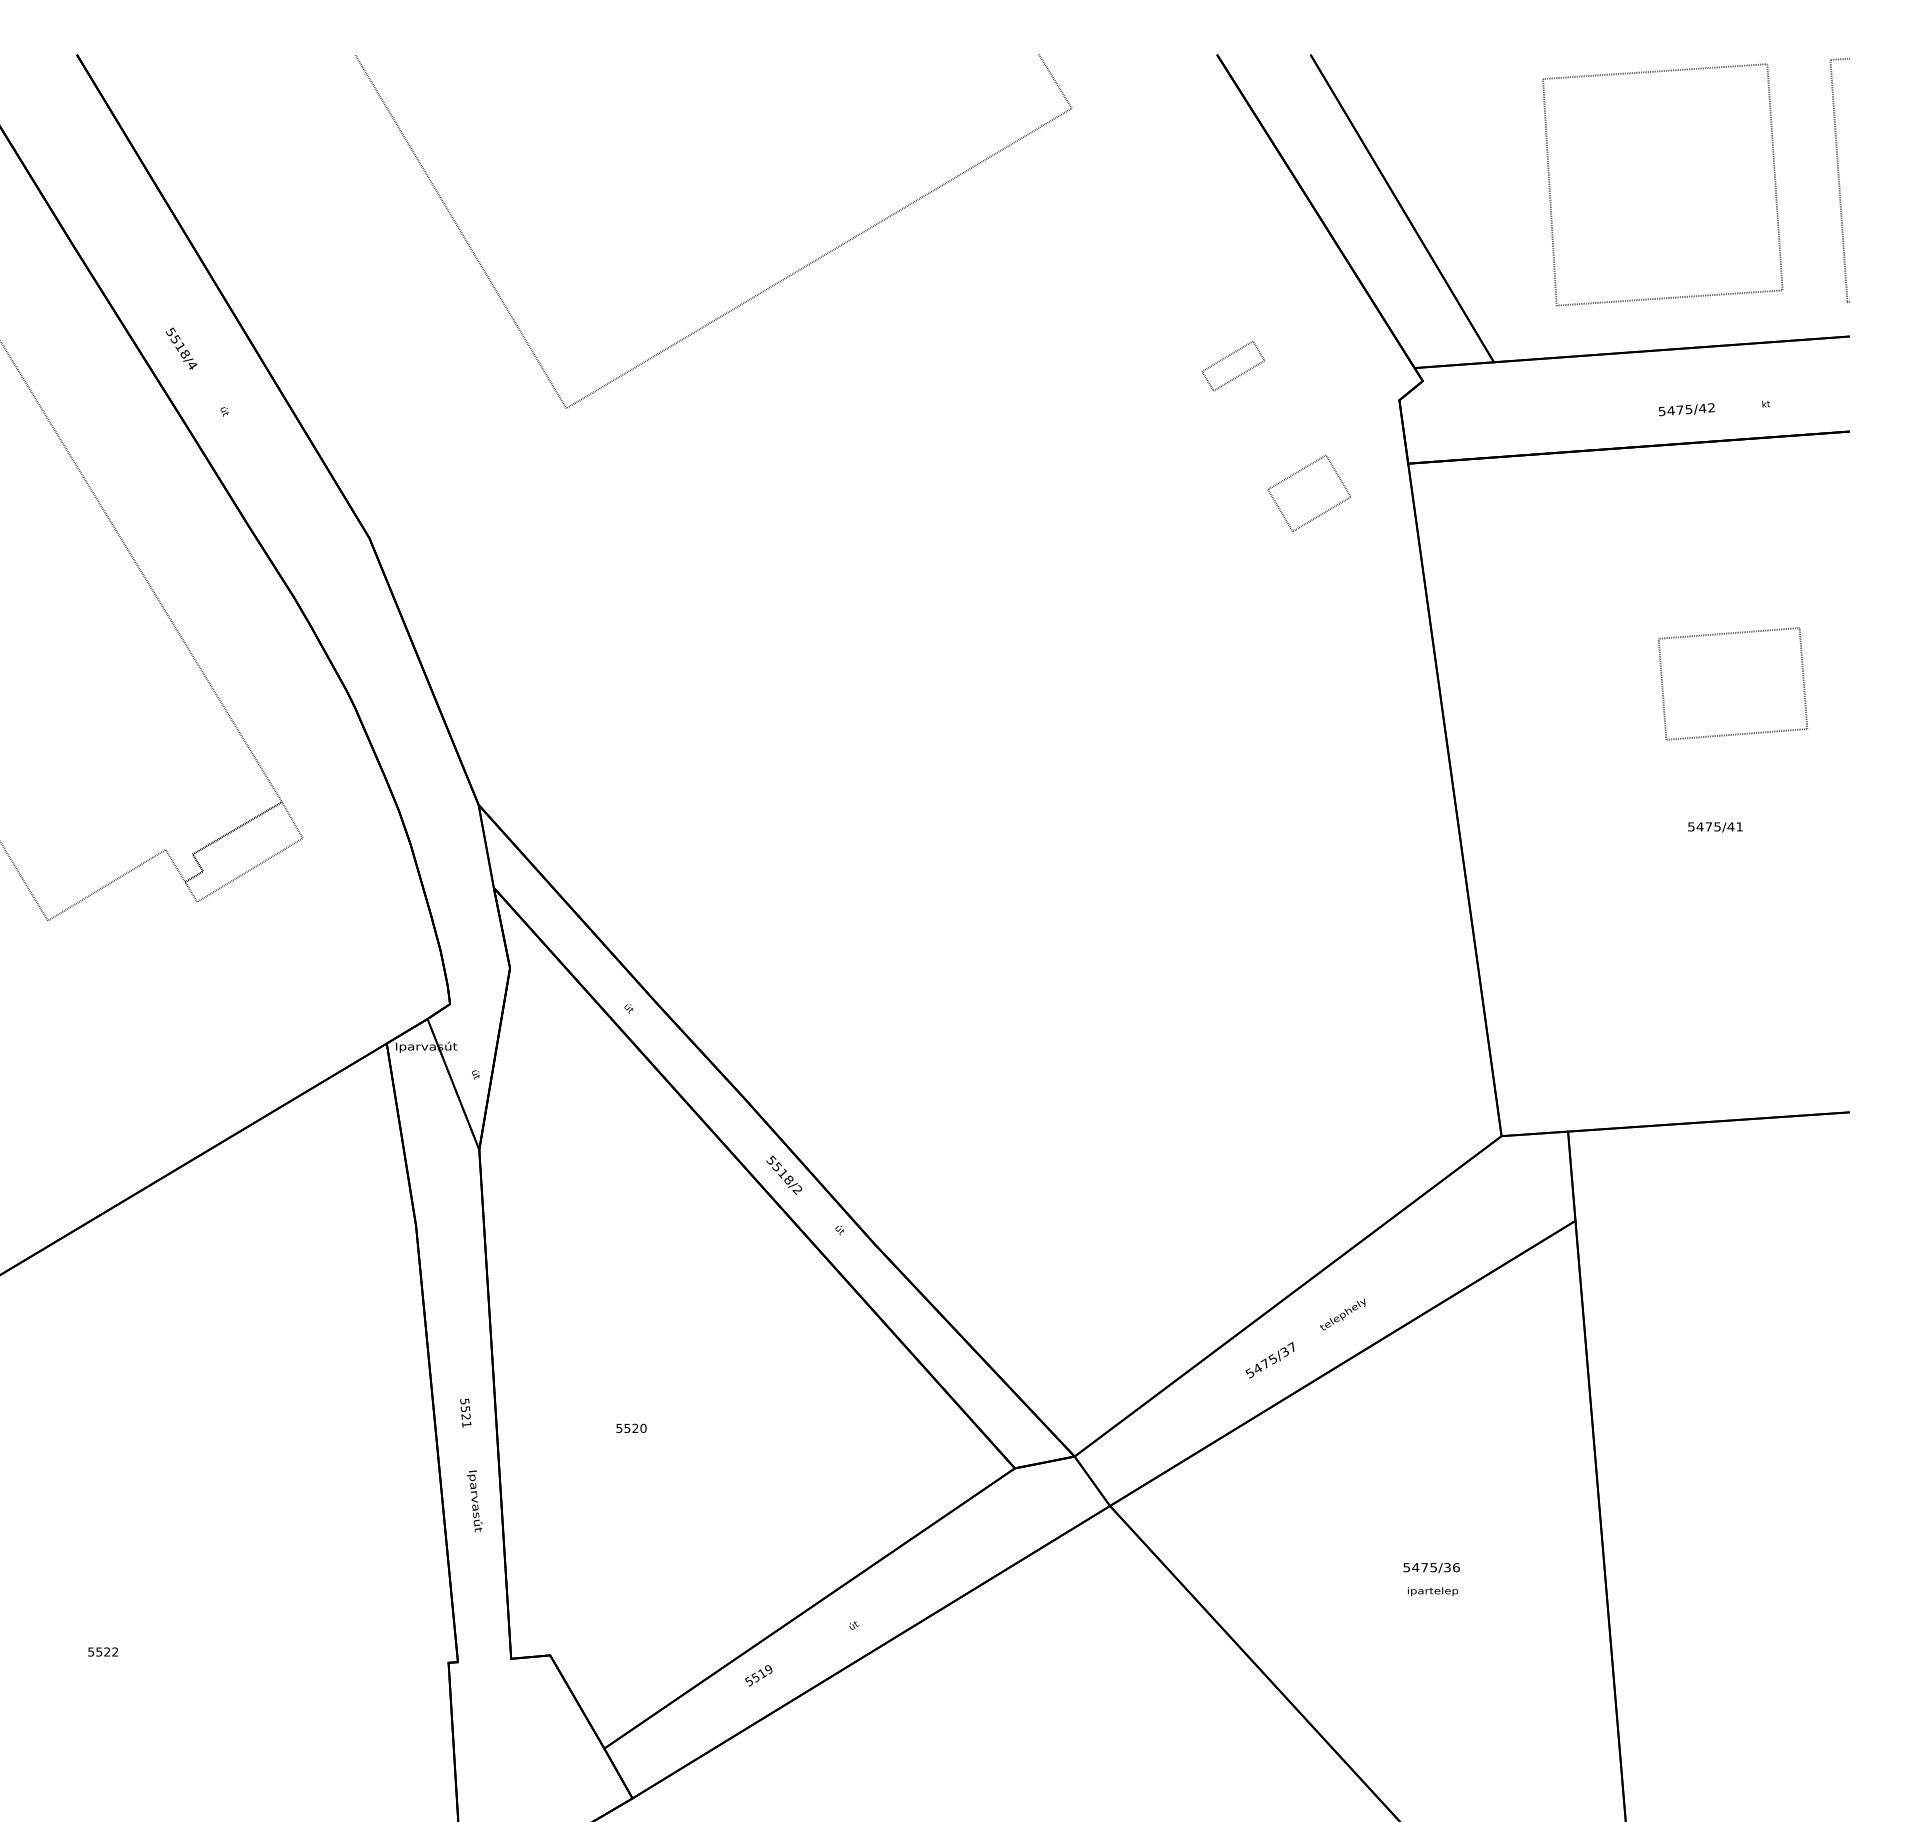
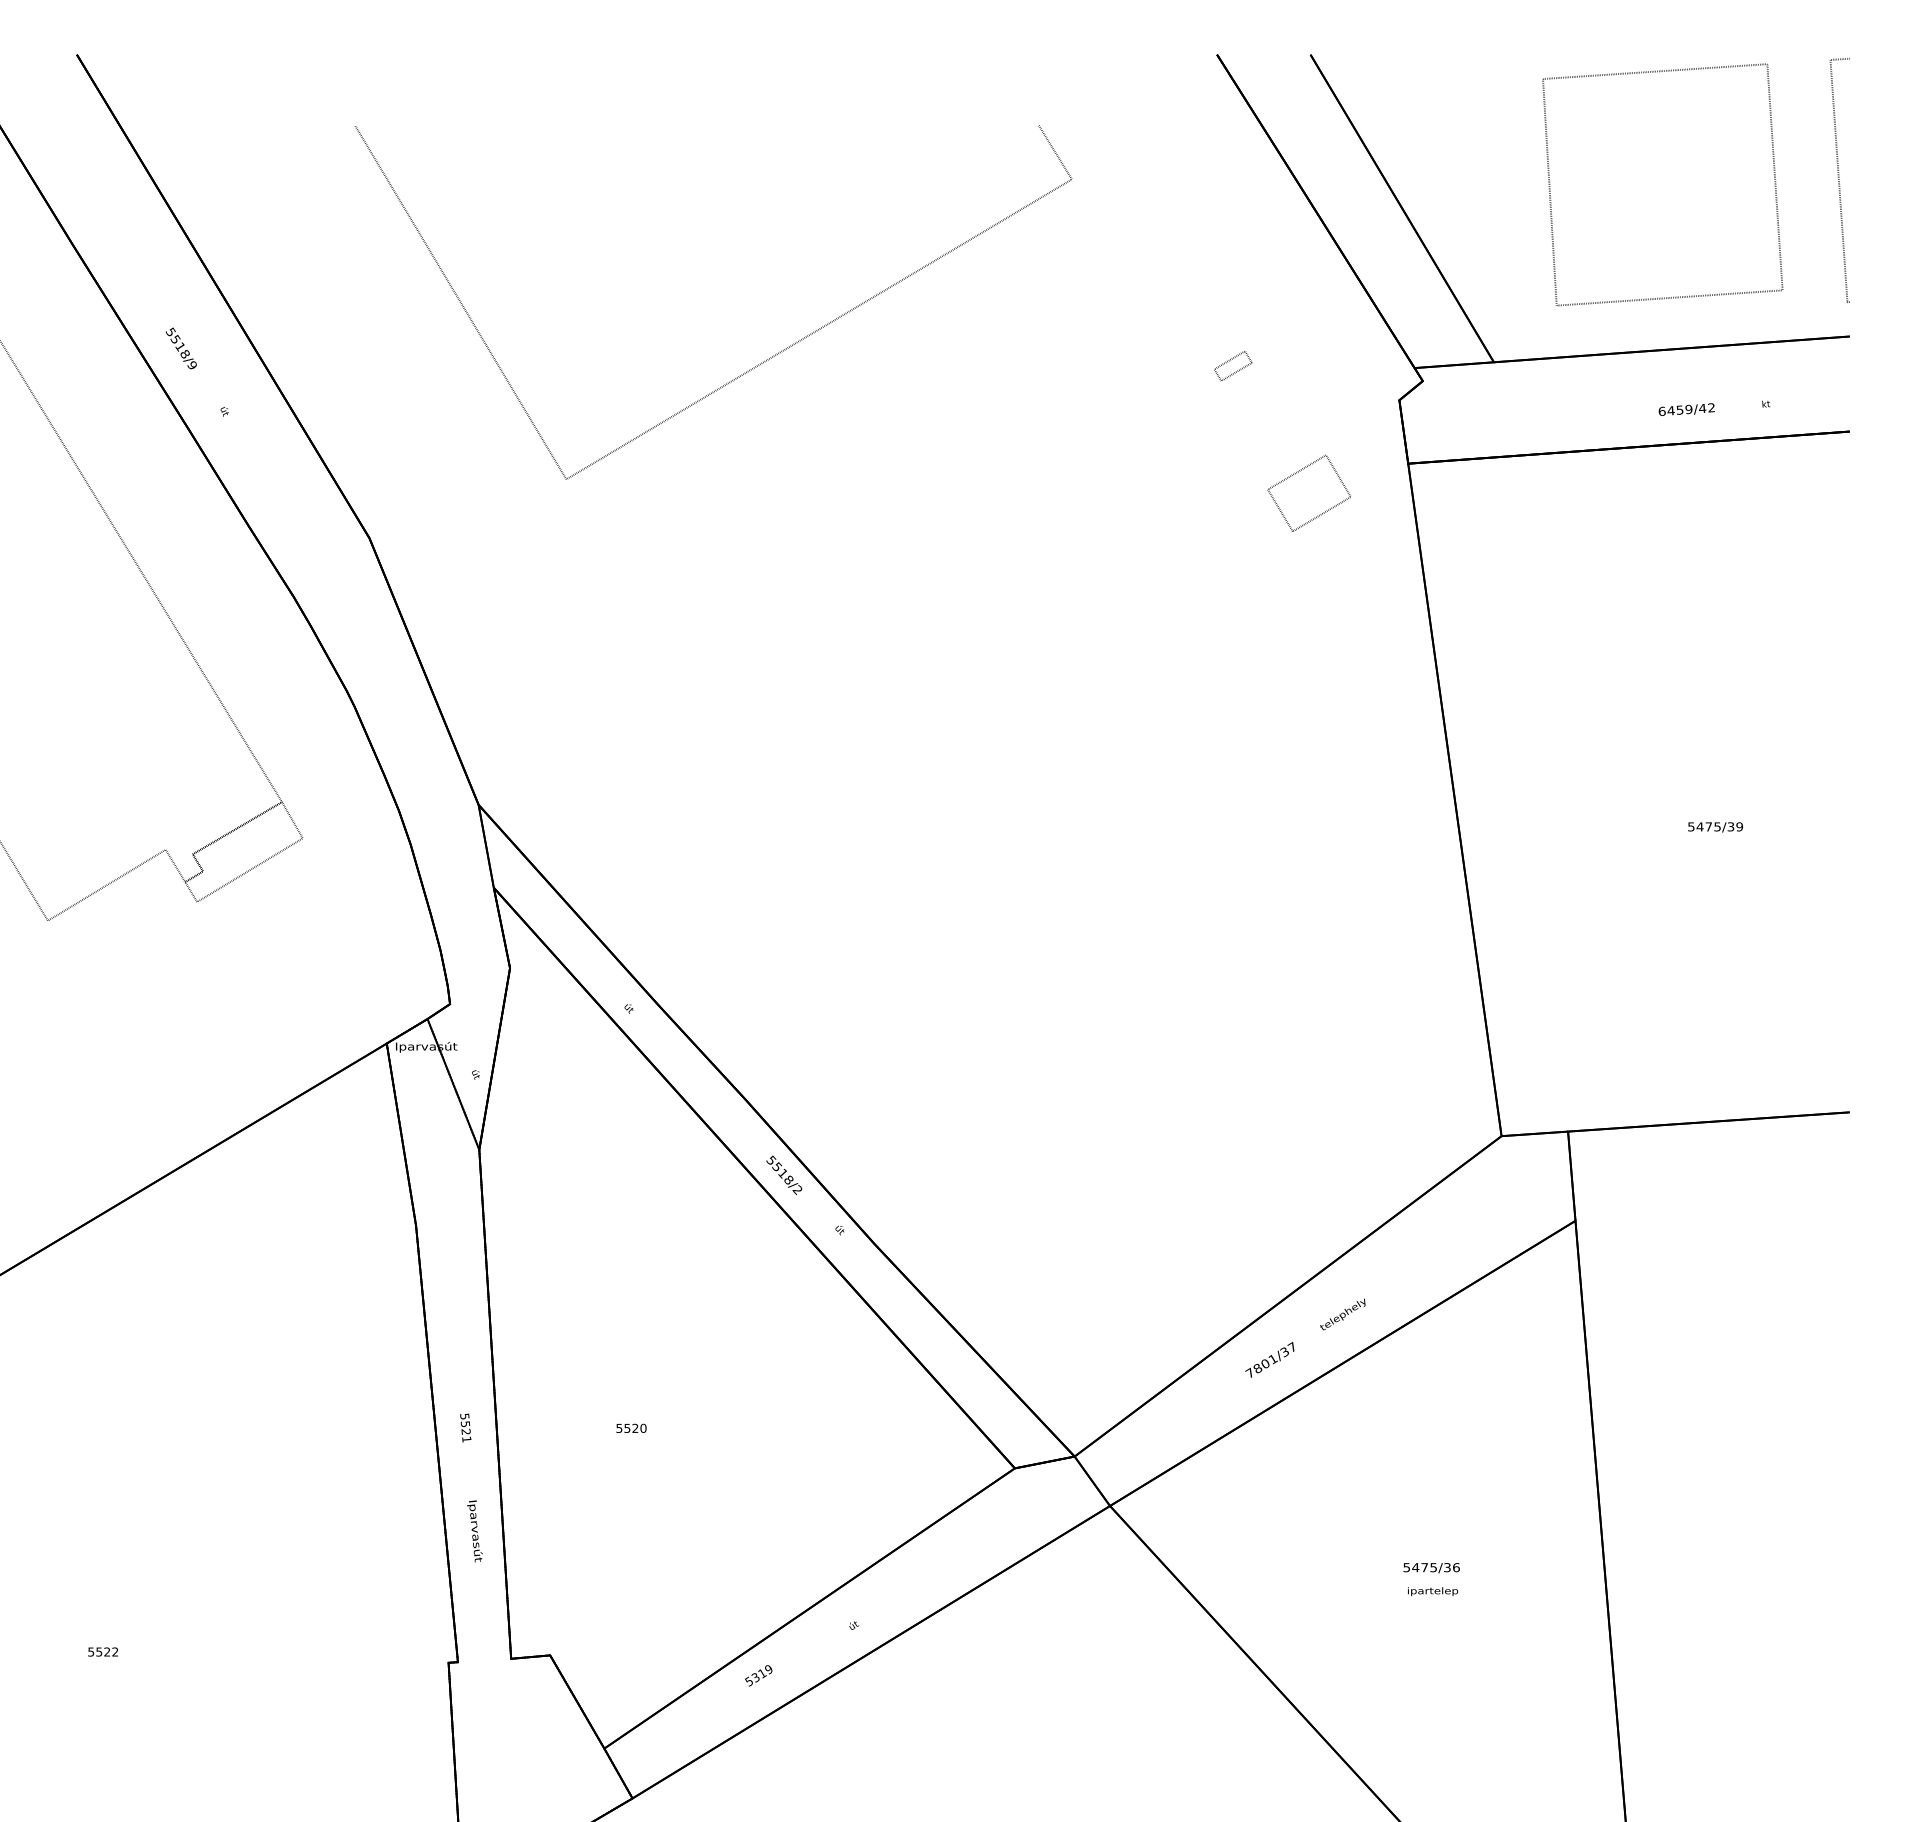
line position: (747, 299) -> (747, 370) (747, 370)
text: 5518/4 -> 5518/9 (192, 365)
part size: 64x52 px -> 39x31 px (1233, 366)
text: 5475/42 -> 6459/42 (1675, 410)
part: present -> none (1728, 634)
text: 5475/41 -> 5475/39 (1735, 826)
text: 5475/37 -> 7801/37 (1261, 1366)
text position: (465, 1412) -> (465, 1427) (465, 1427)
text position: (474, 1501) -> (474, 1531) (474, 1531)
text: 5519 -> 5319 (755, 1675)
